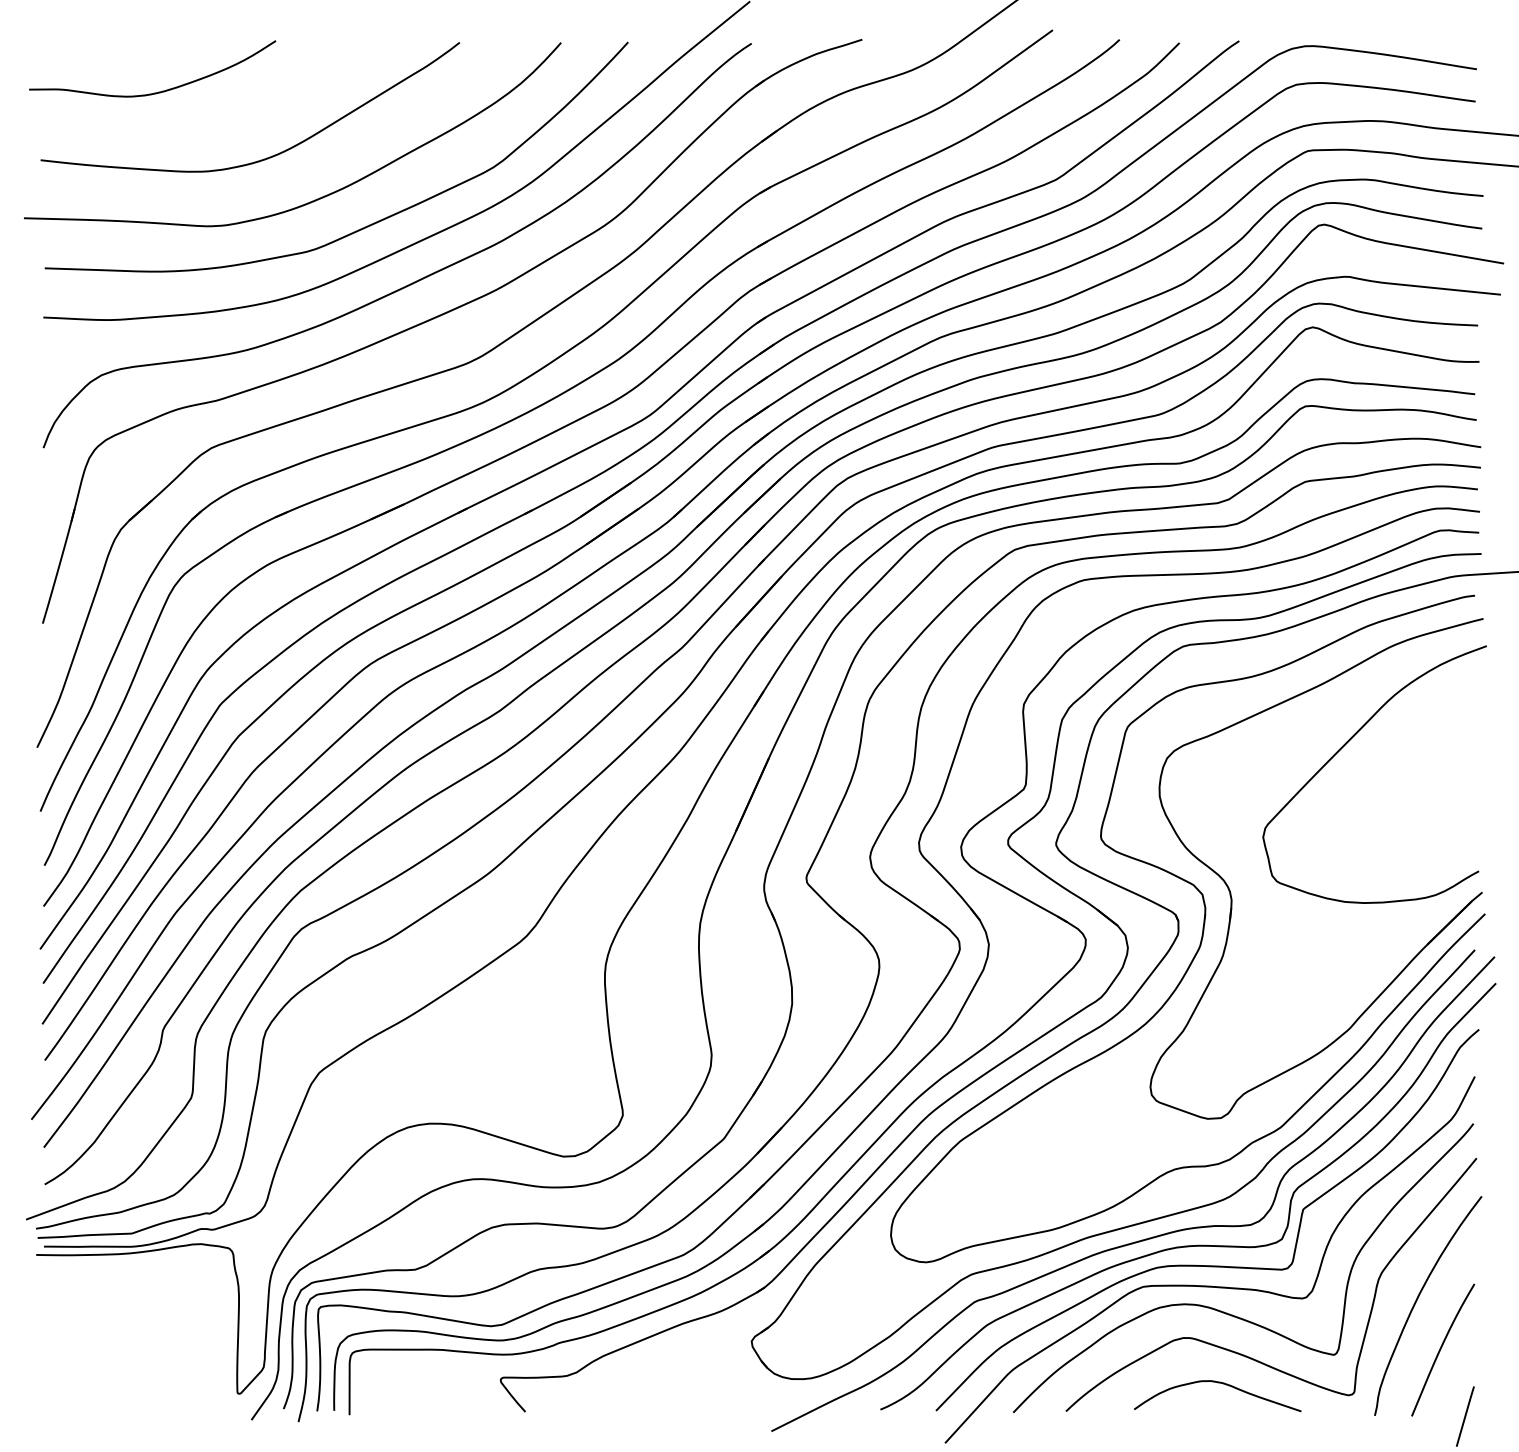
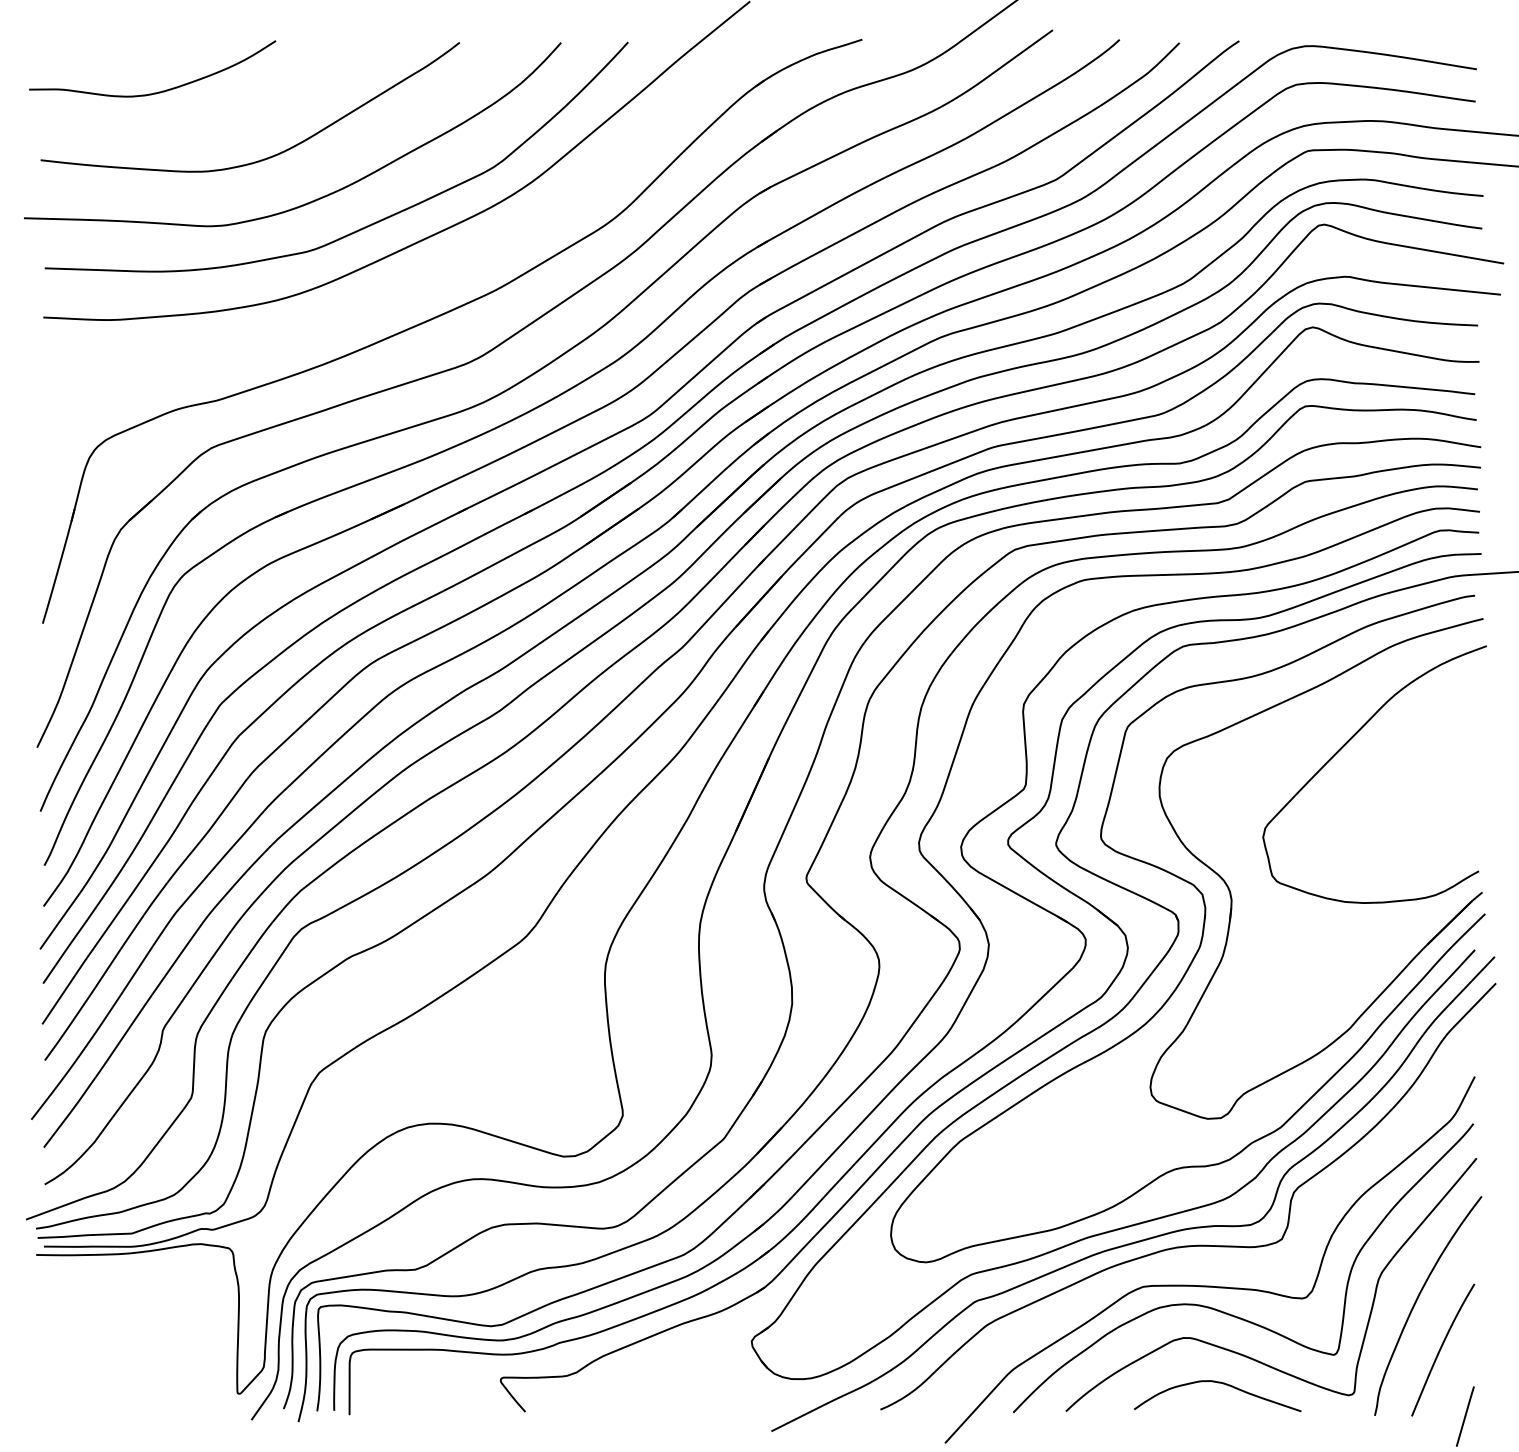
curve: present -> none (414, 281)
curve: present -> none (1207, 1265)
